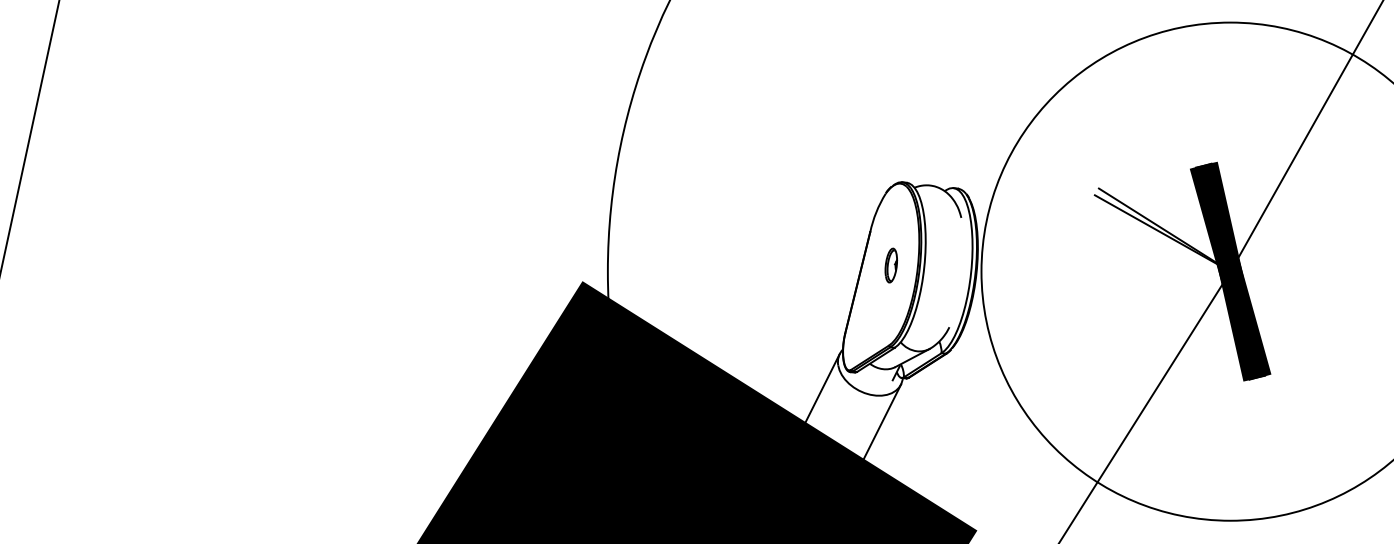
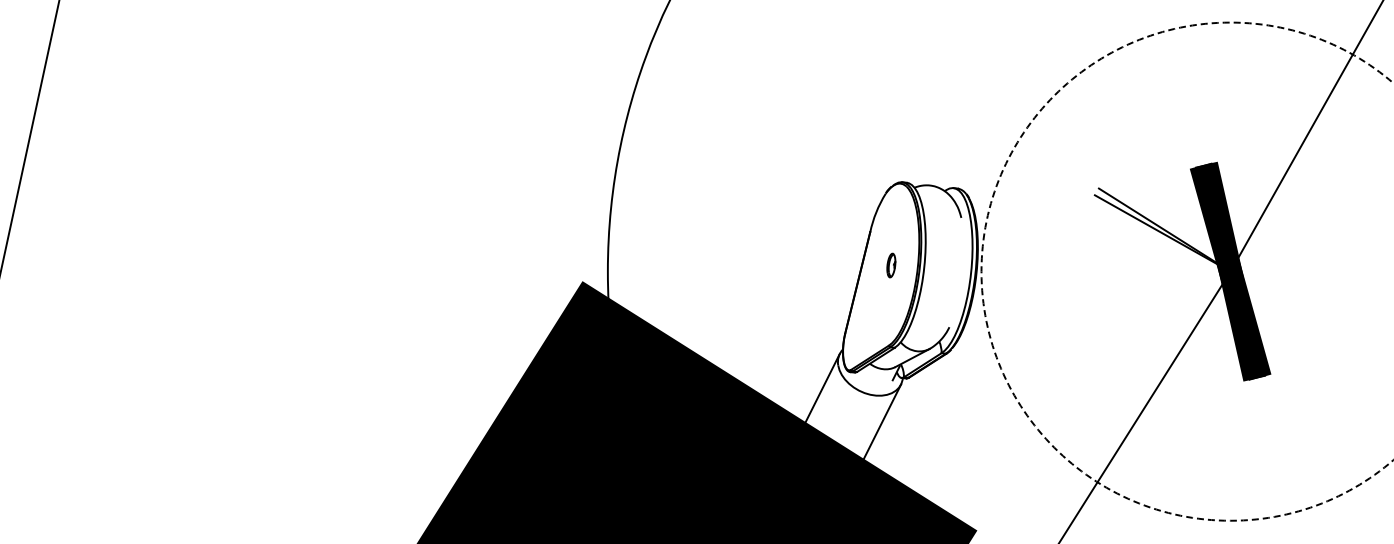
part size: 15x37 px -> 11x27 px (891, 265)
circle: solid -> dashed (1187, 271)
